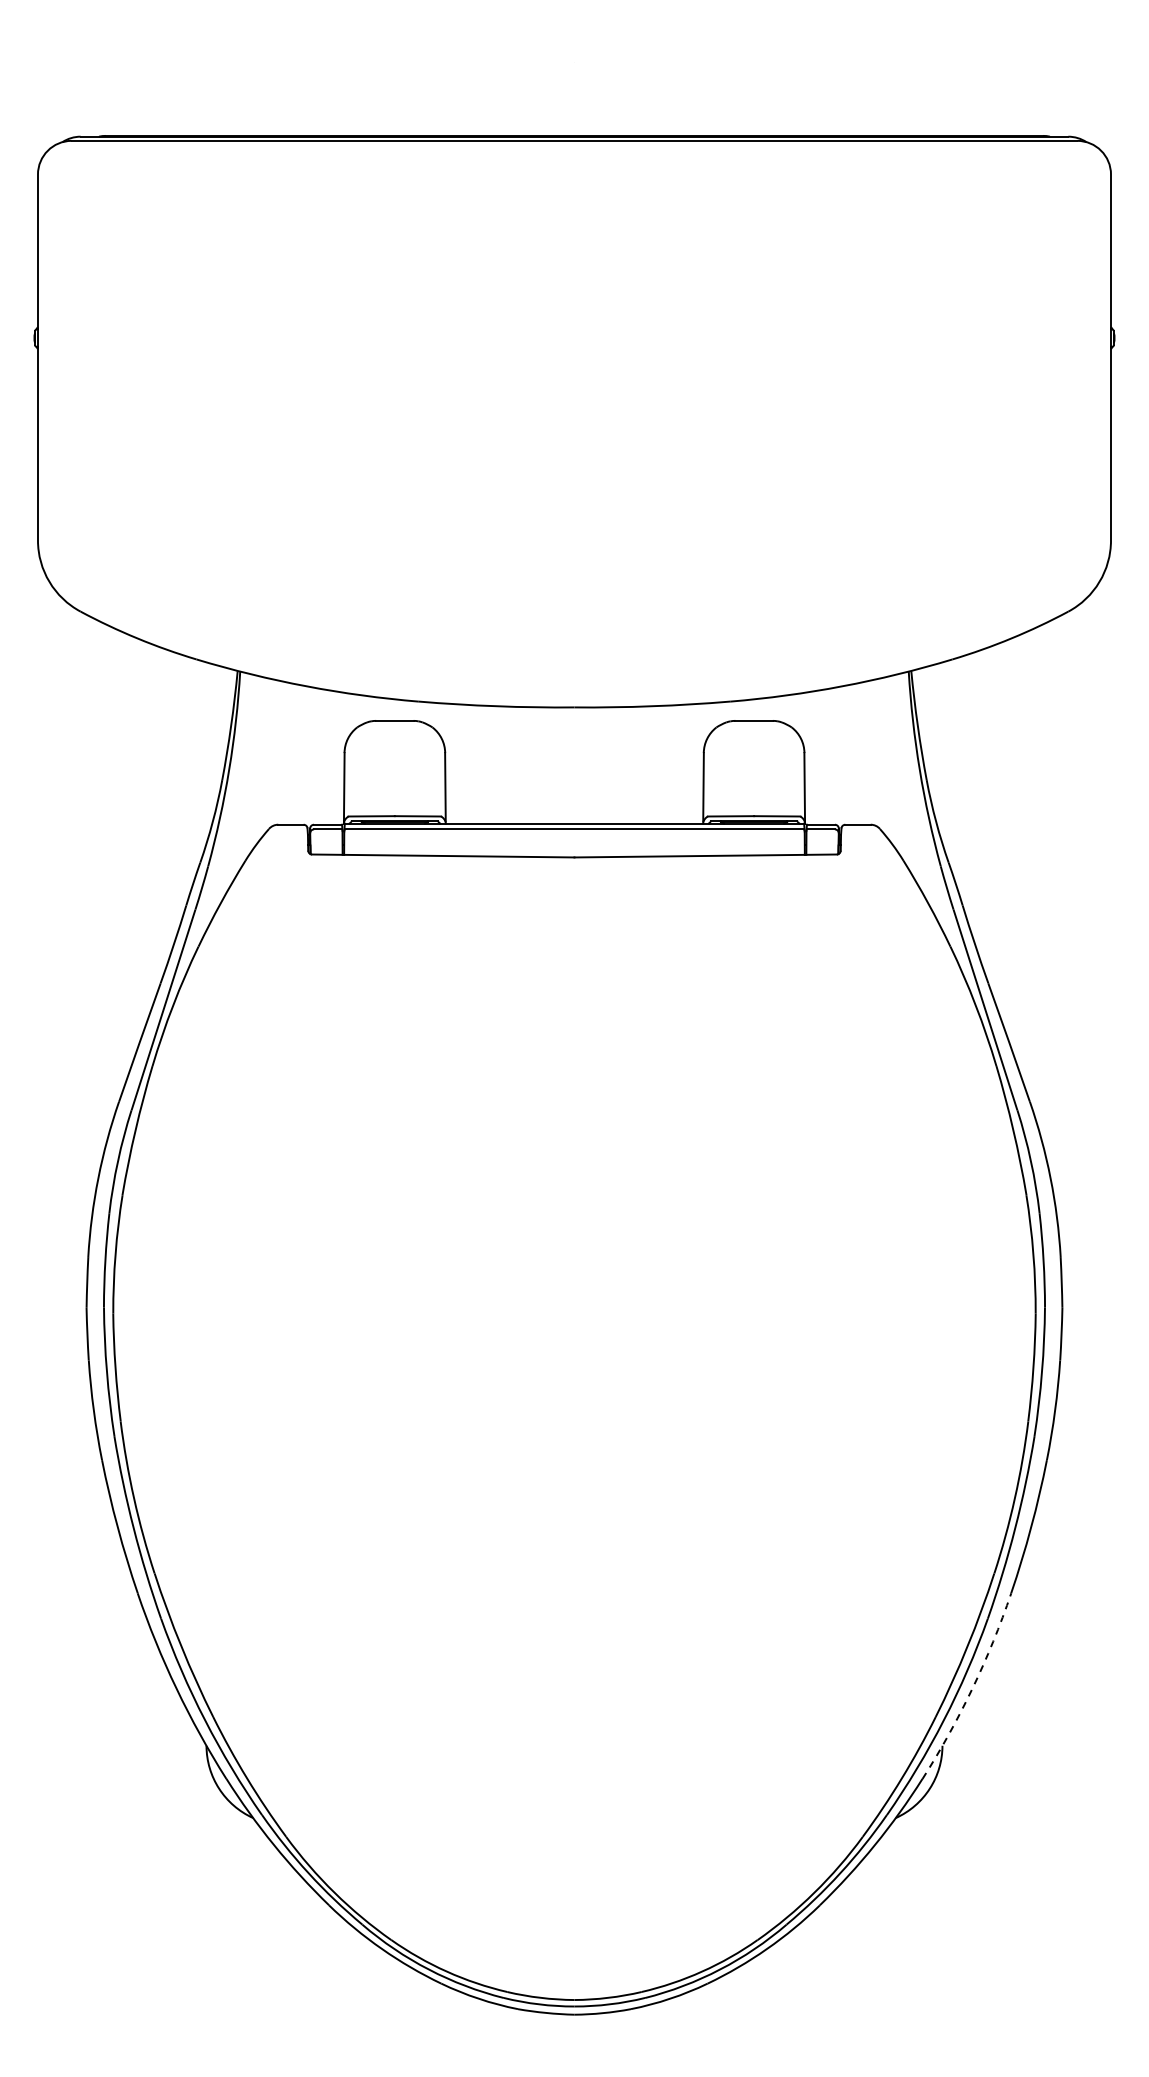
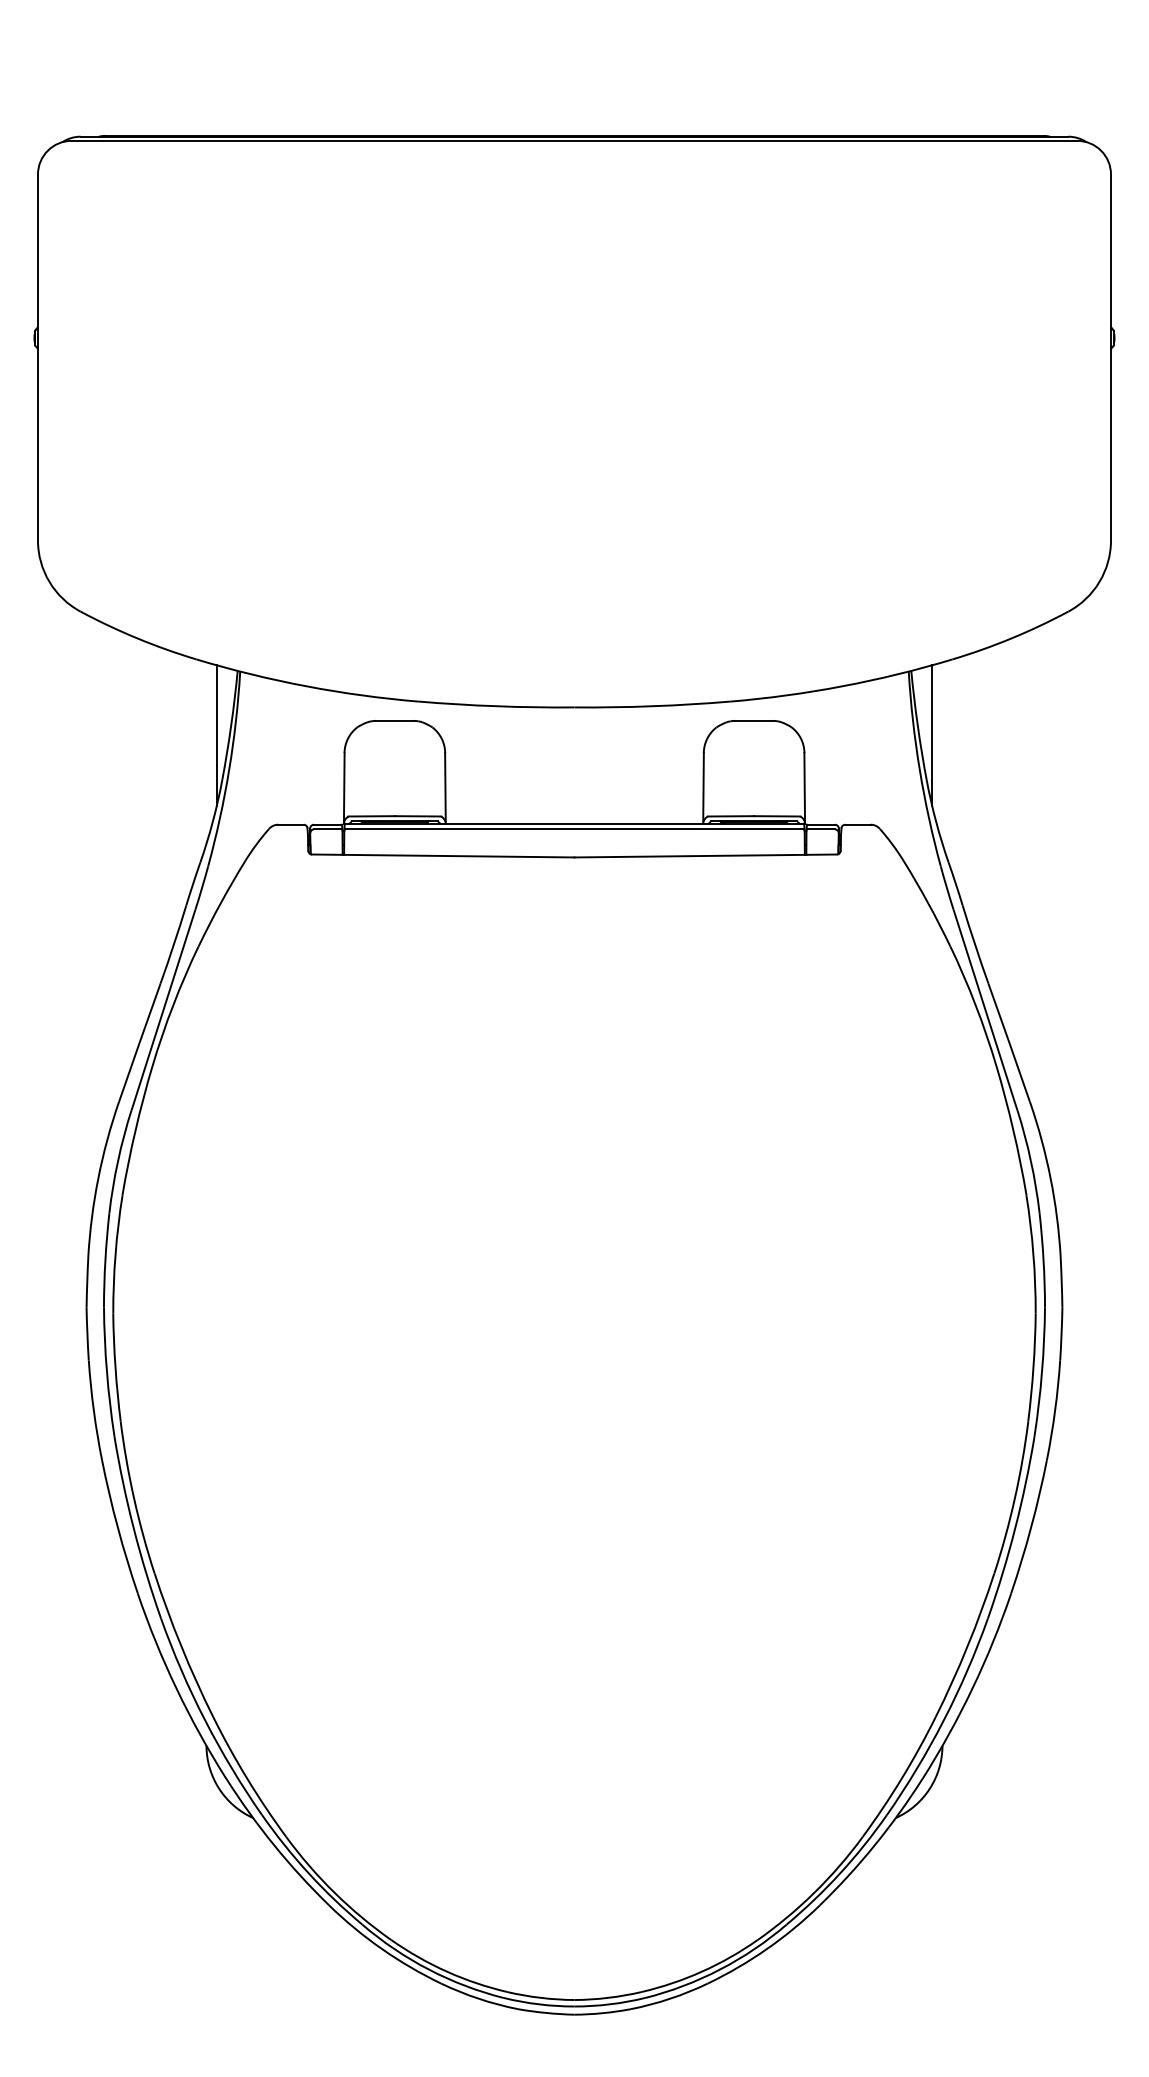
line: none -> present (216, 735)
line: none -> present (932, 735)
arc: dashed -> solid (972, 1688)
